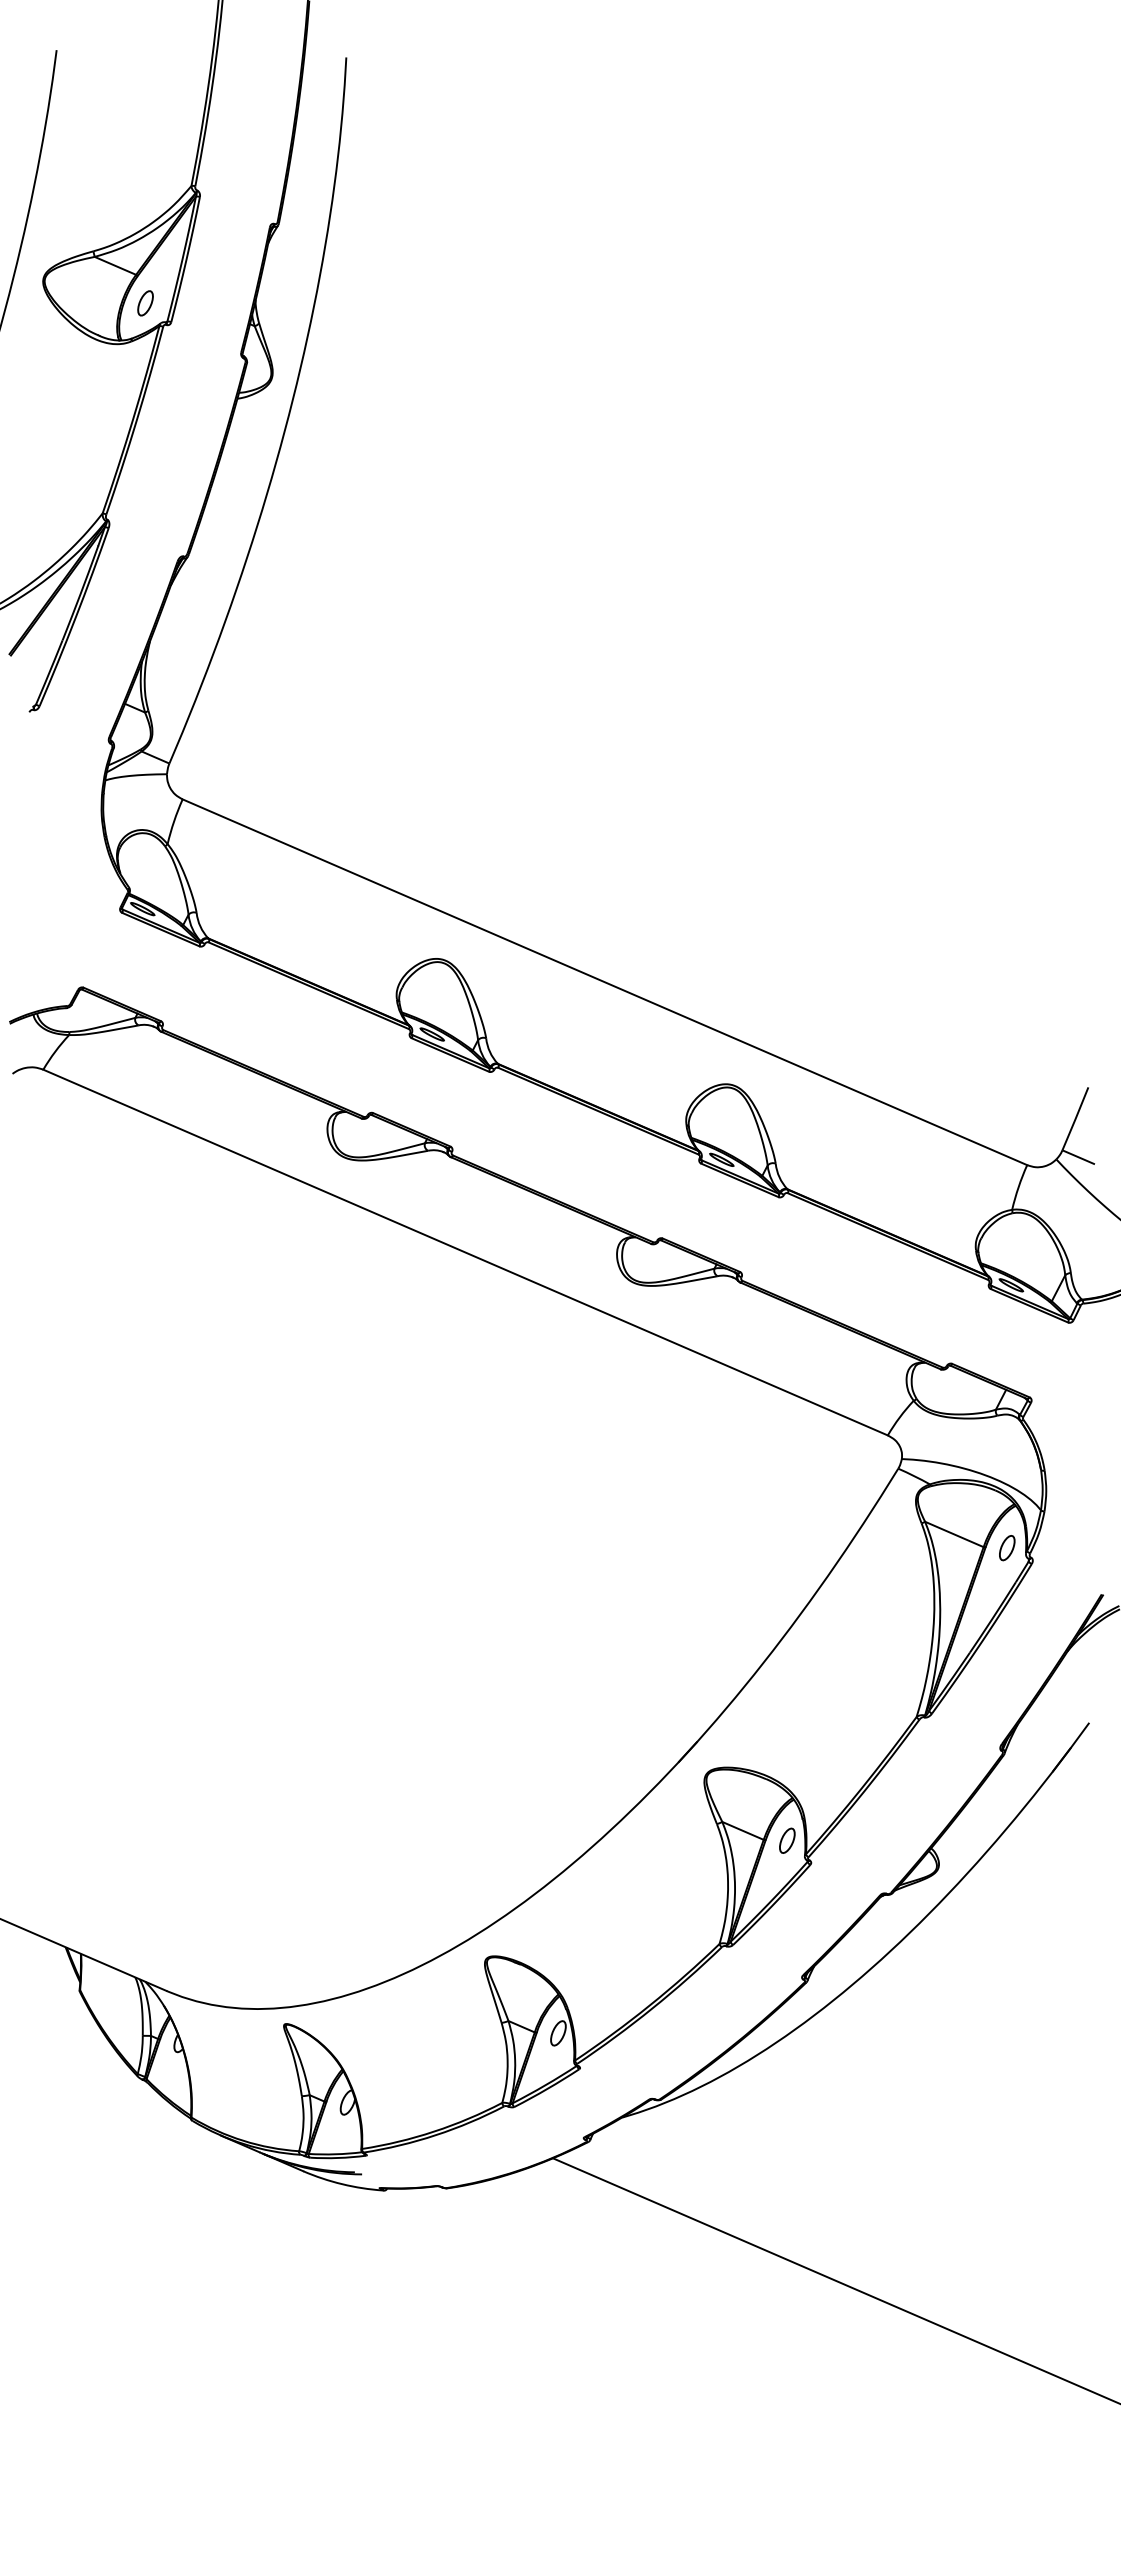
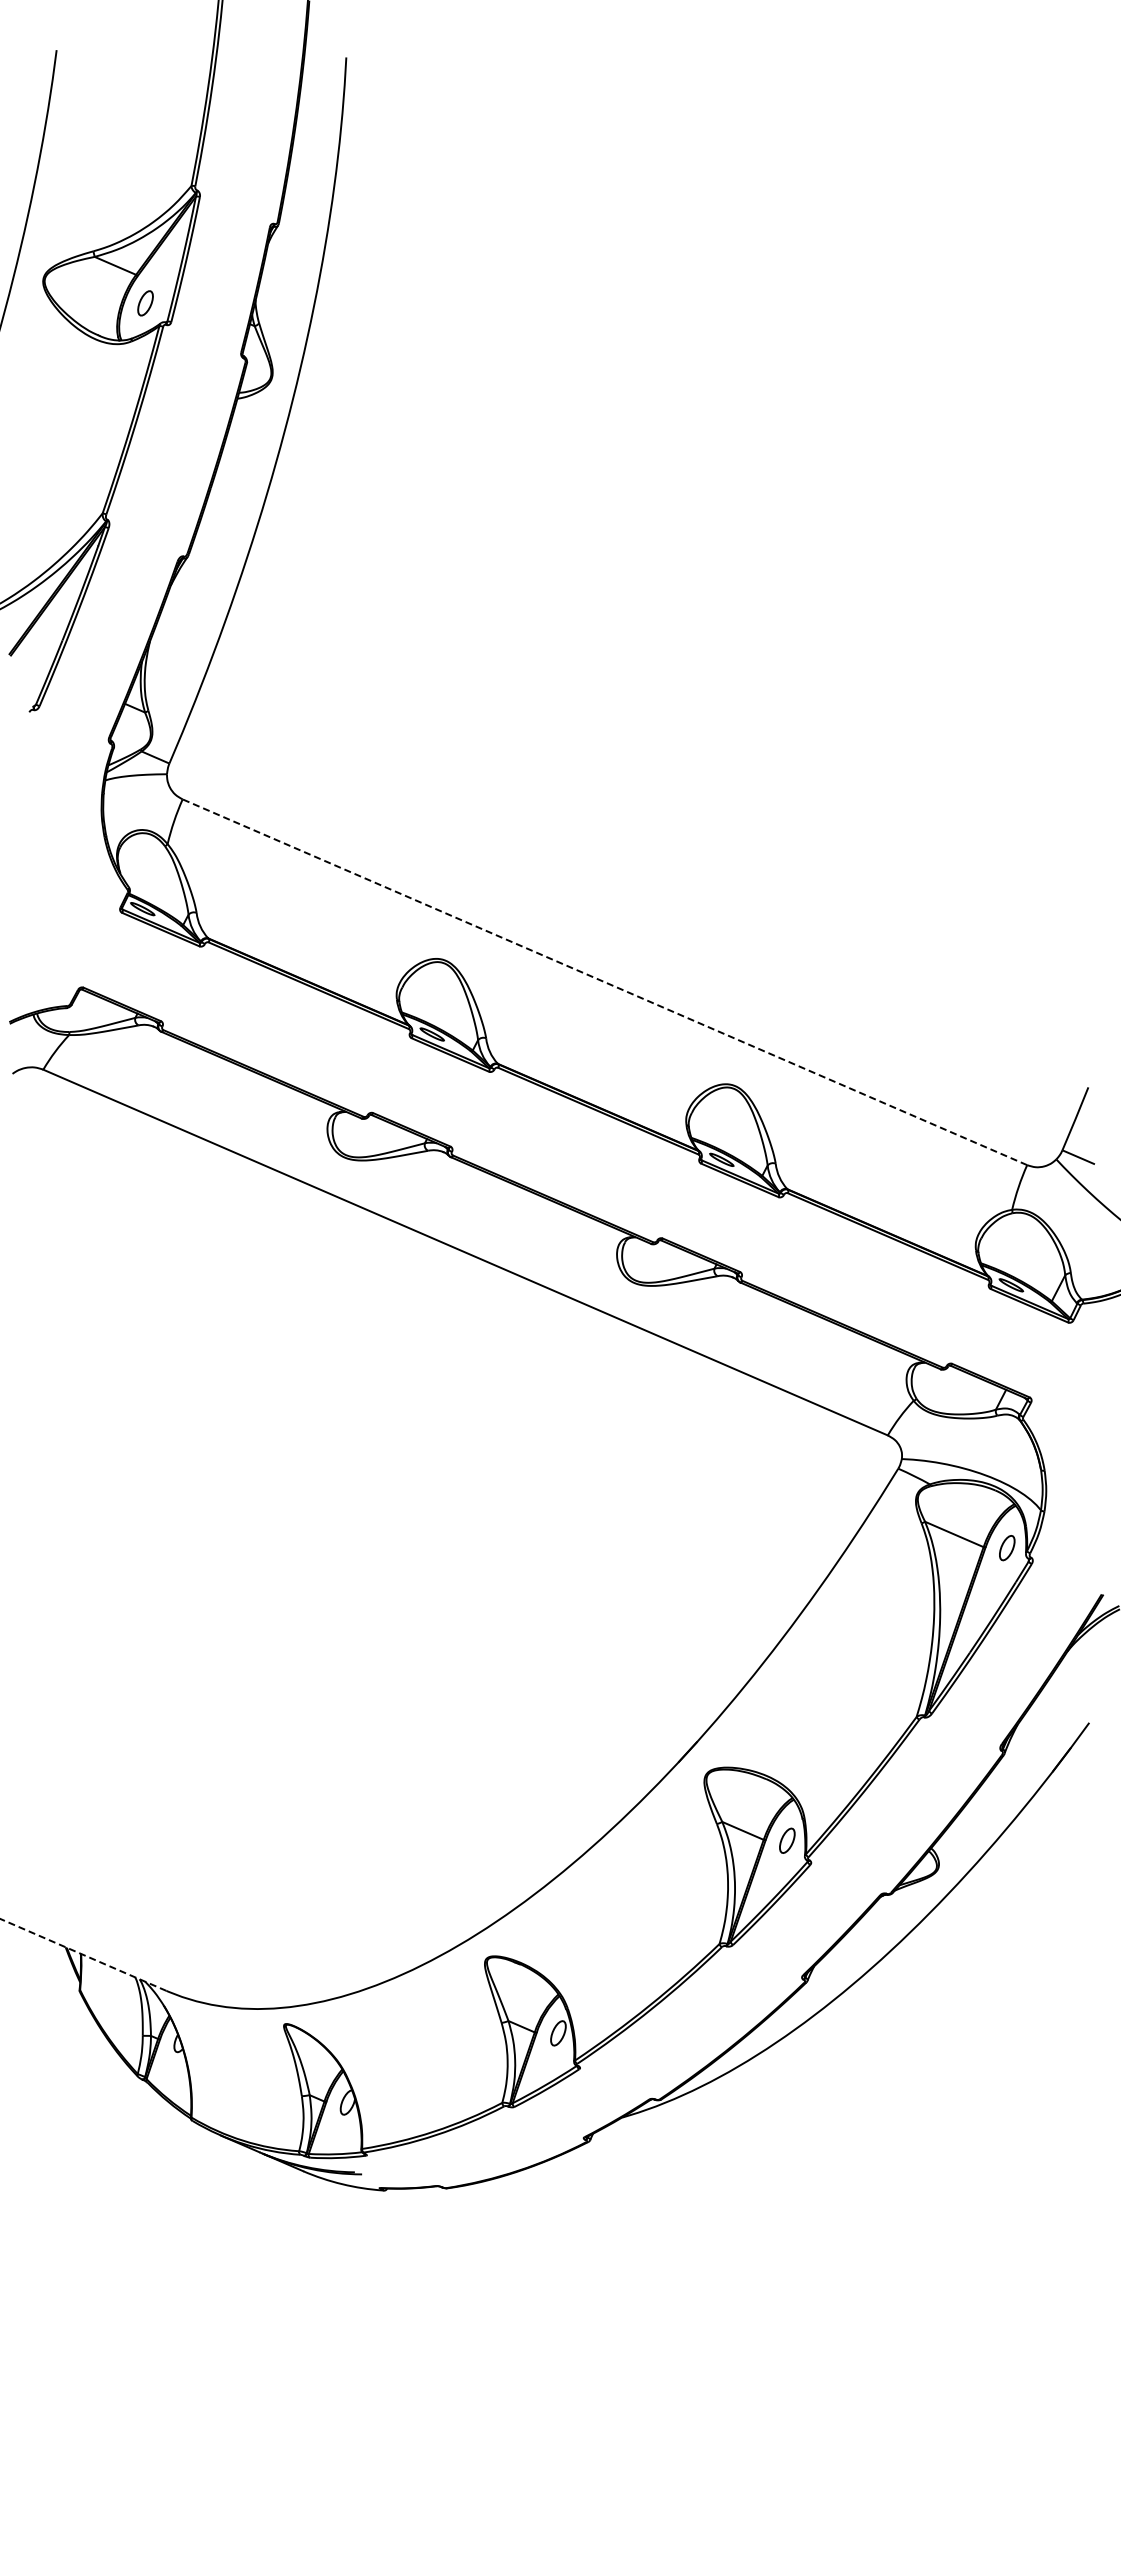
line: solid -> dashed (604, 982)
line: solid -> dashed (82, 1954)
line: present -> none (834, 2280)
